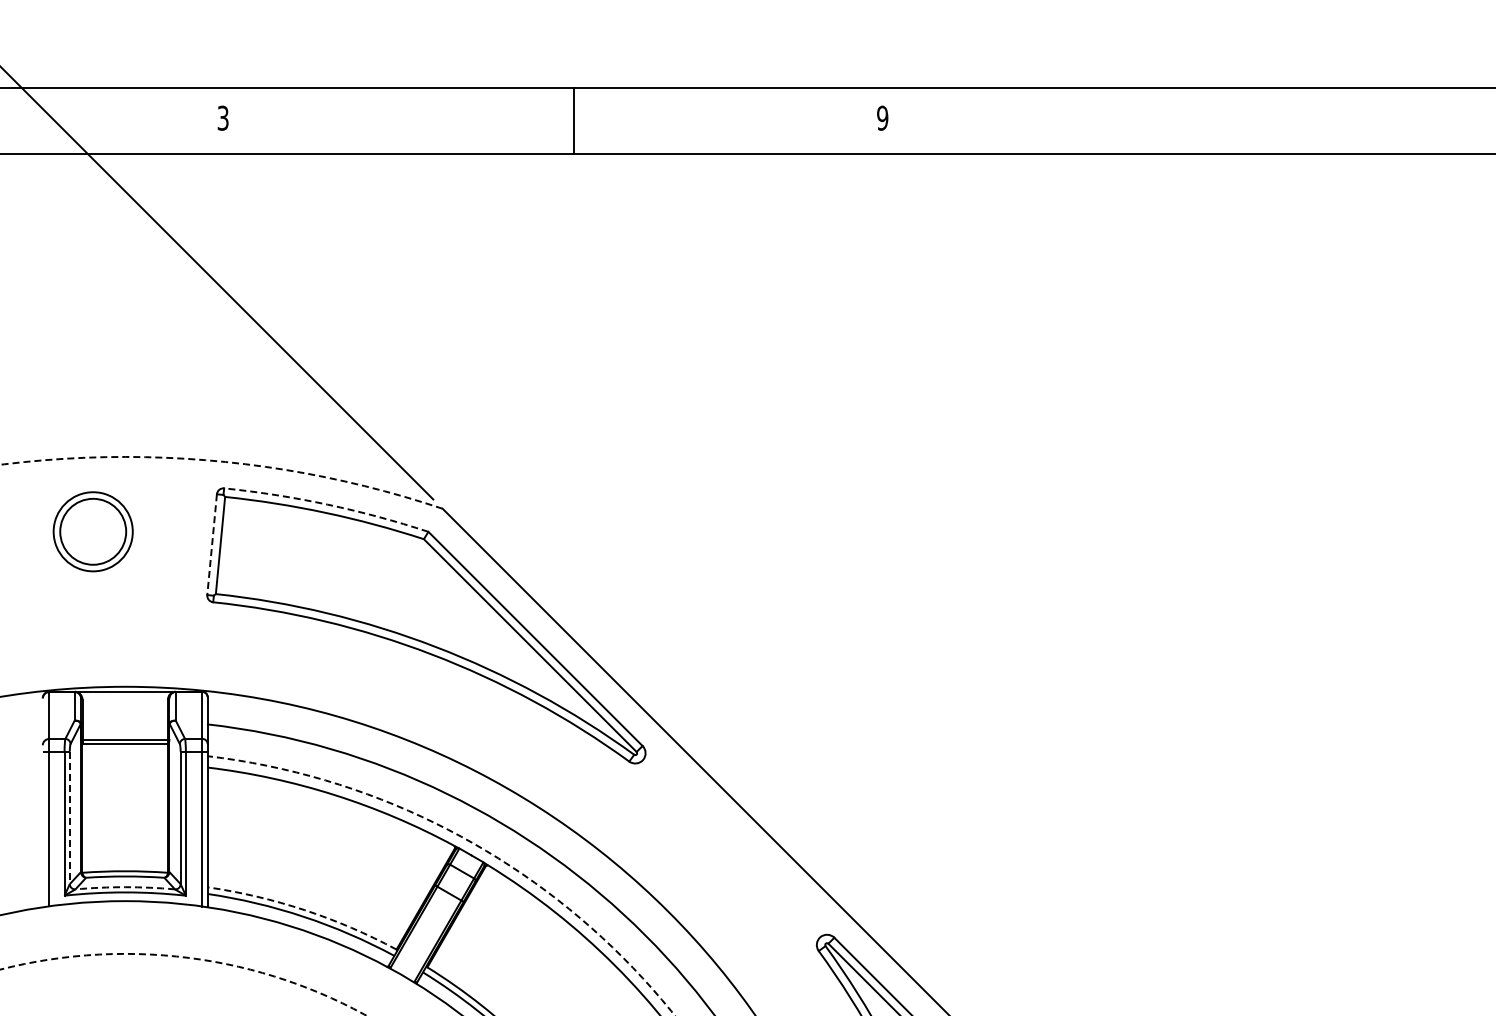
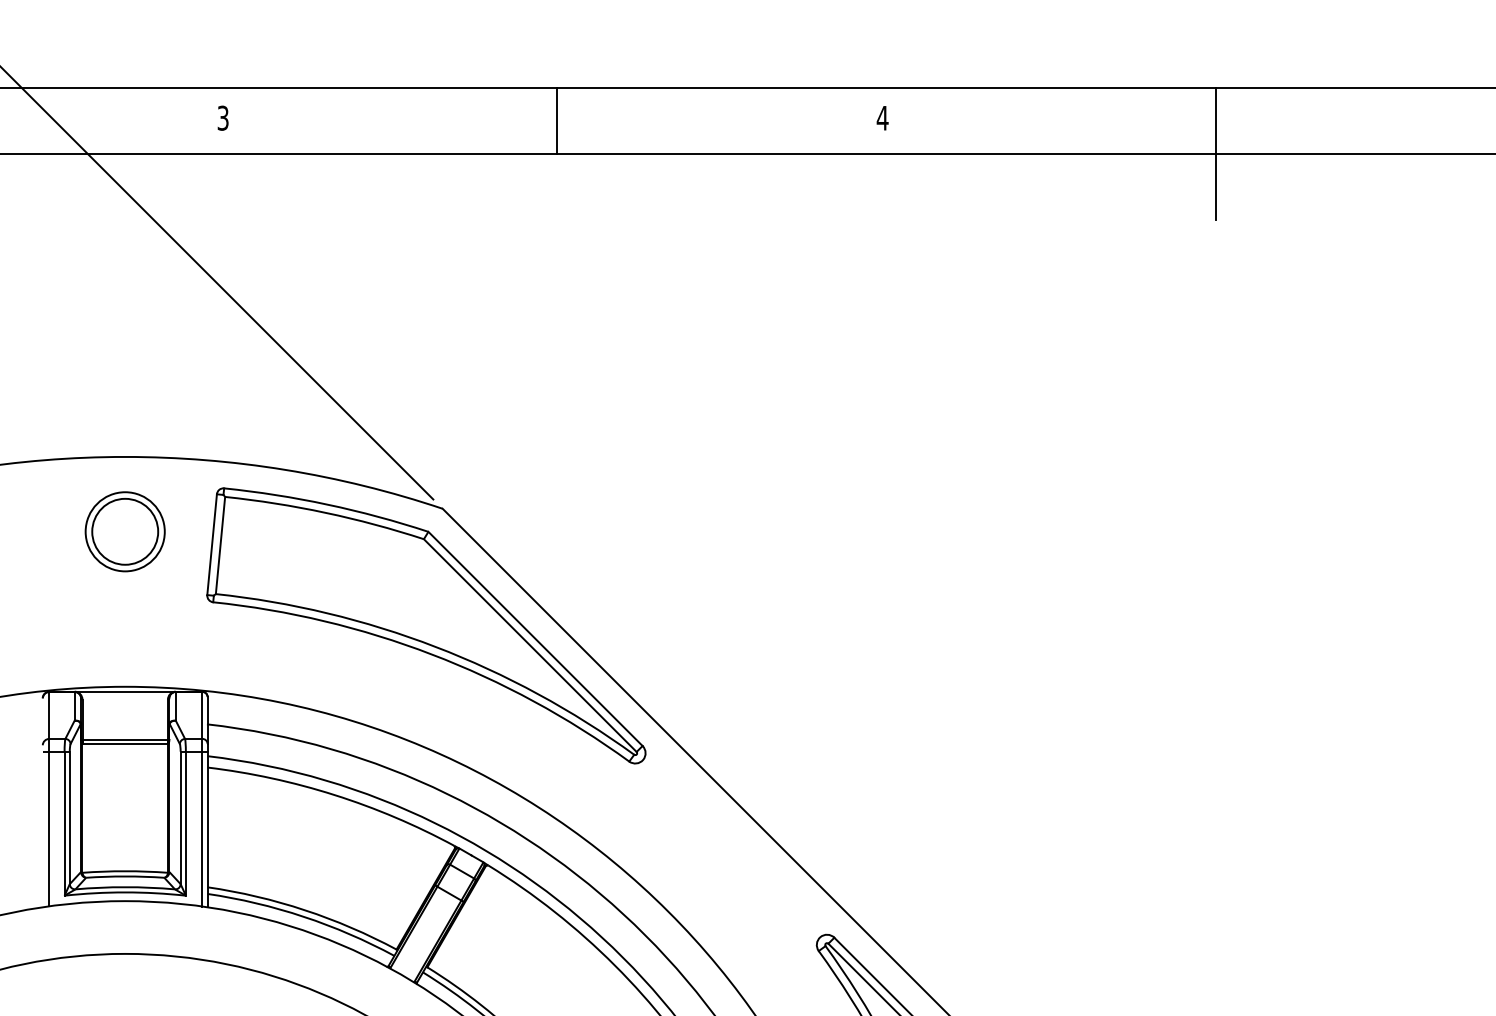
text: 9 -> 4 (882, 117)
line position: (573, 121) -> (556, 121) (556, 121)
line: none -> present (1216, 154)
arc: dashed -> solid (223, 461)
arc: dashed -> solid (327, 504)
part position: (92, 531) -> (124, 531) (124, 531)
line: dashed -> solid (212, 544)
line: dashed -> solid (69, 818)
arc: dashed -> solid (465, 838)
arc: dashed -> solid (125, 887)
arc: dashed -> solid (304, 910)
circle: dashed -> solid (183, 984)
